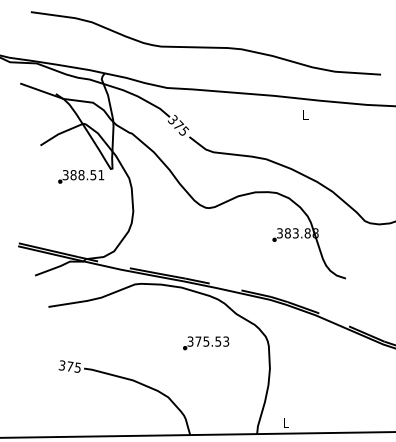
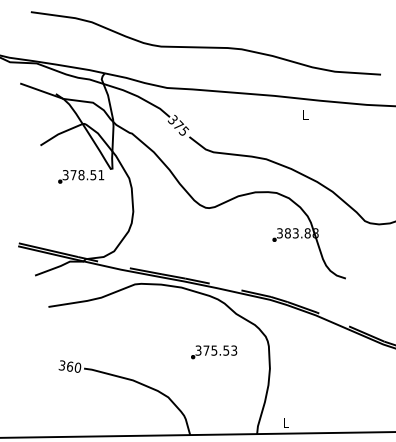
text: 388.51 -> 378.51 (73, 175)
text position: (206, 343) -> (214, 352) (214, 352)
text: 375 -> 360 (74, 366)
